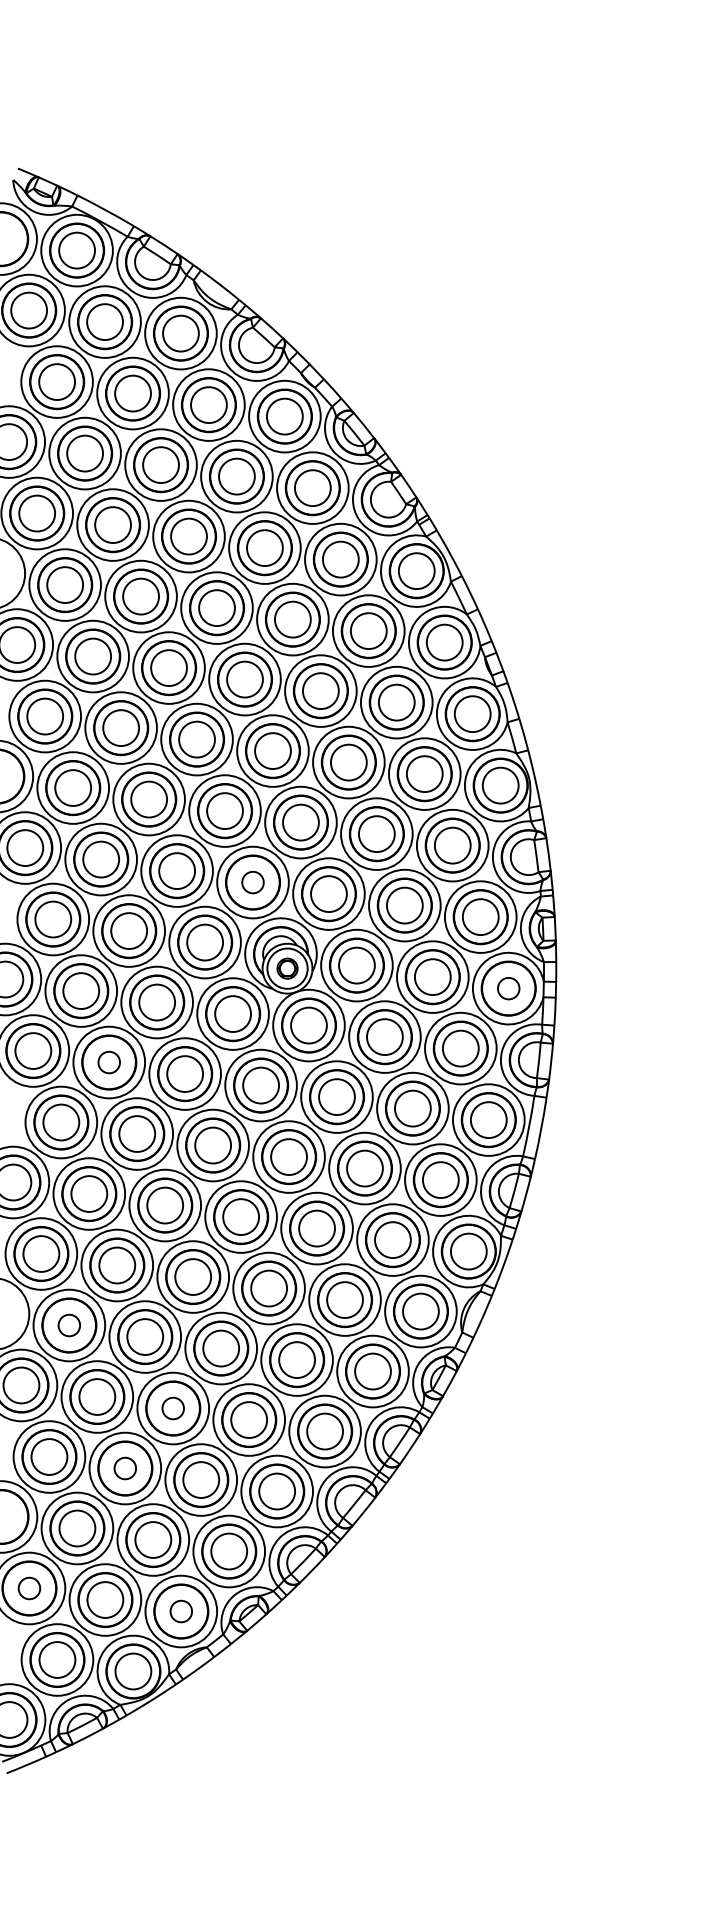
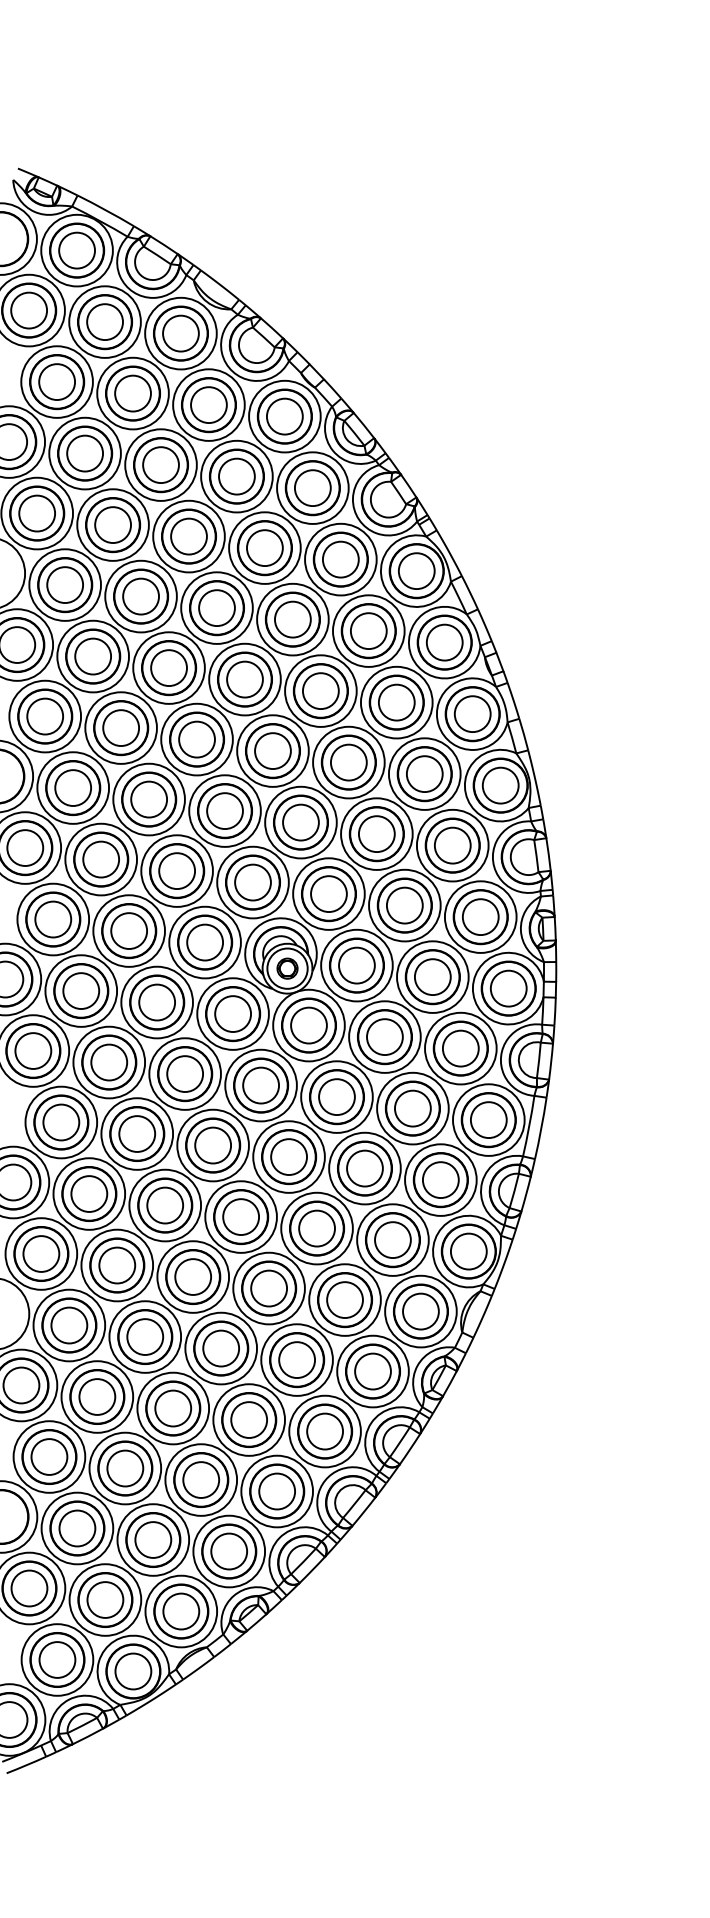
circle diameter: 22 px -> 36 px (252, 882)
circle diameter: 22 px -> 36 px (508, 988)
circle diameter: 22 px -> 36 px (109, 1062)
circle diameter: 22 px -> 36 px (69, 1325)
circle diameter: 22 px -> 36 px (173, 1408)
circle diameter: 22 px -> 36 px (125, 1468)
circle diameter: 22 px -> 36 px (29, 1588)
circle diameter: 22 px -> 36 px (181, 1611)
